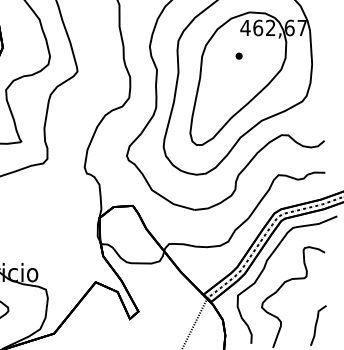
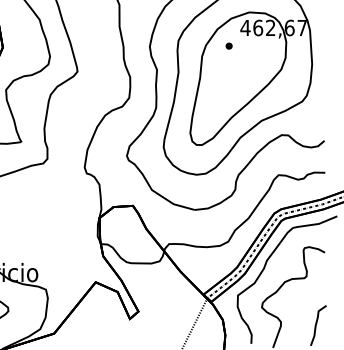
part position: (238, 55) -> (228, 45) (228, 45)
